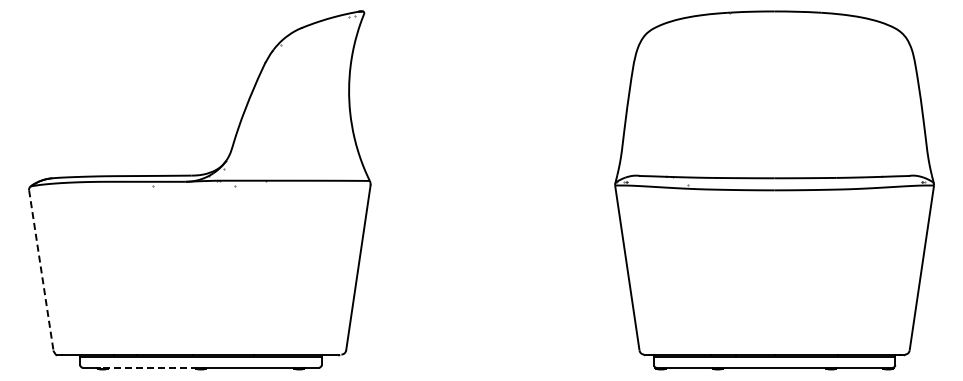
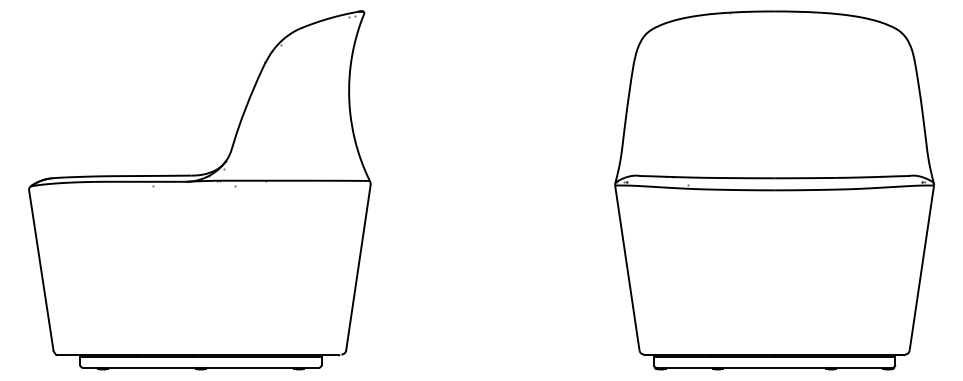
line: dashed -> solid (41, 270)
line: dashed -> solid (148, 367)
